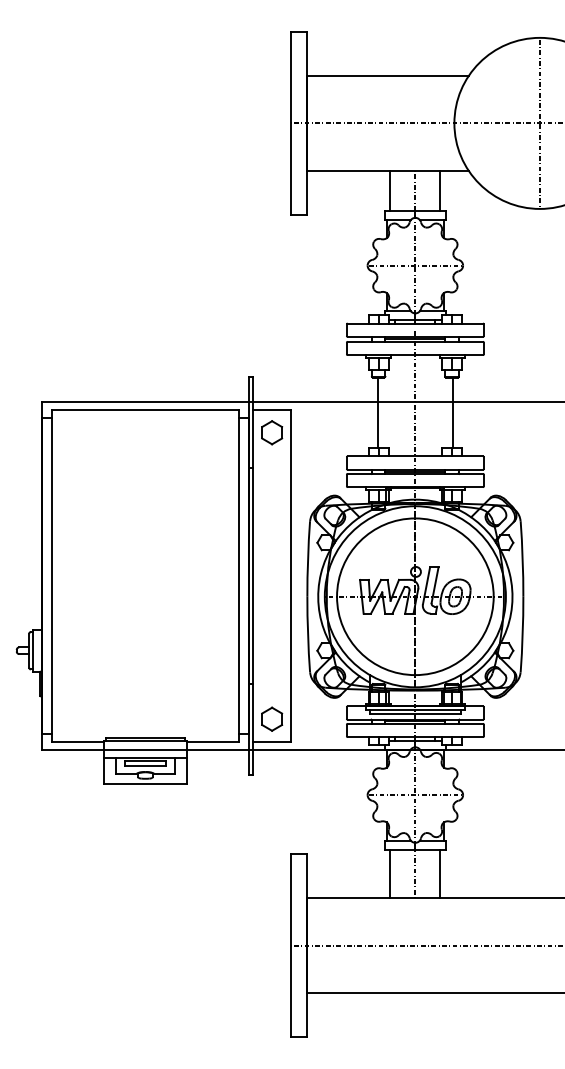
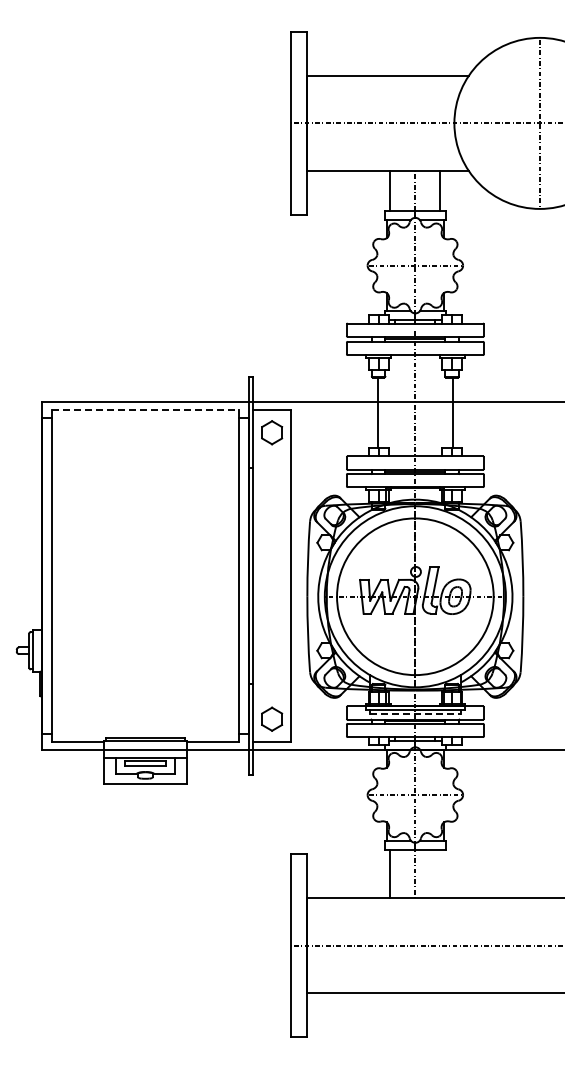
line: solid -> dashed (145, 409)
line: solid -> dashed (415, 714)
line: present -> none (440, 874)
